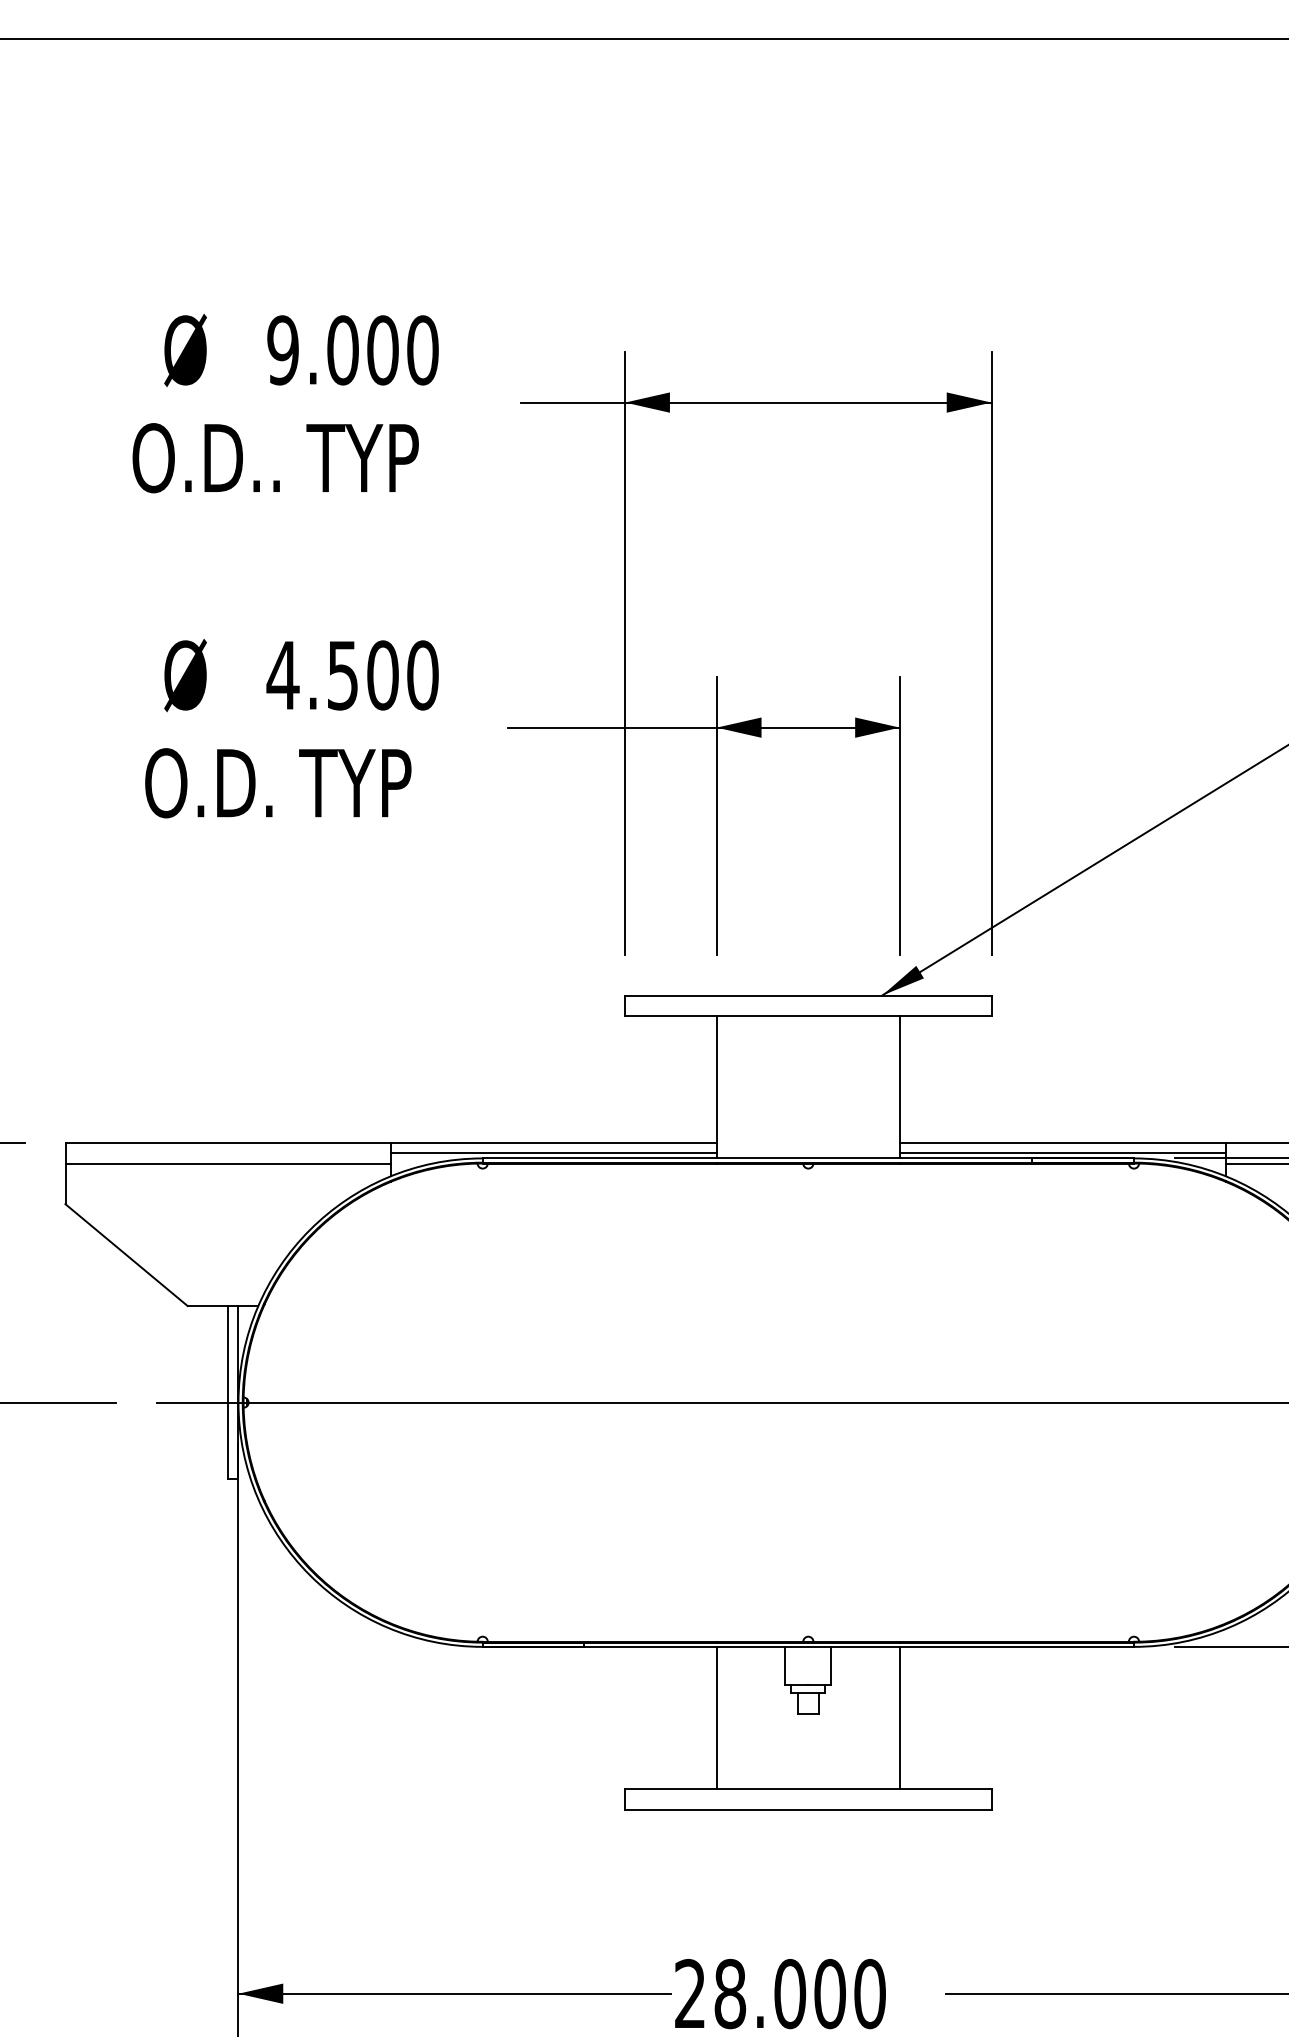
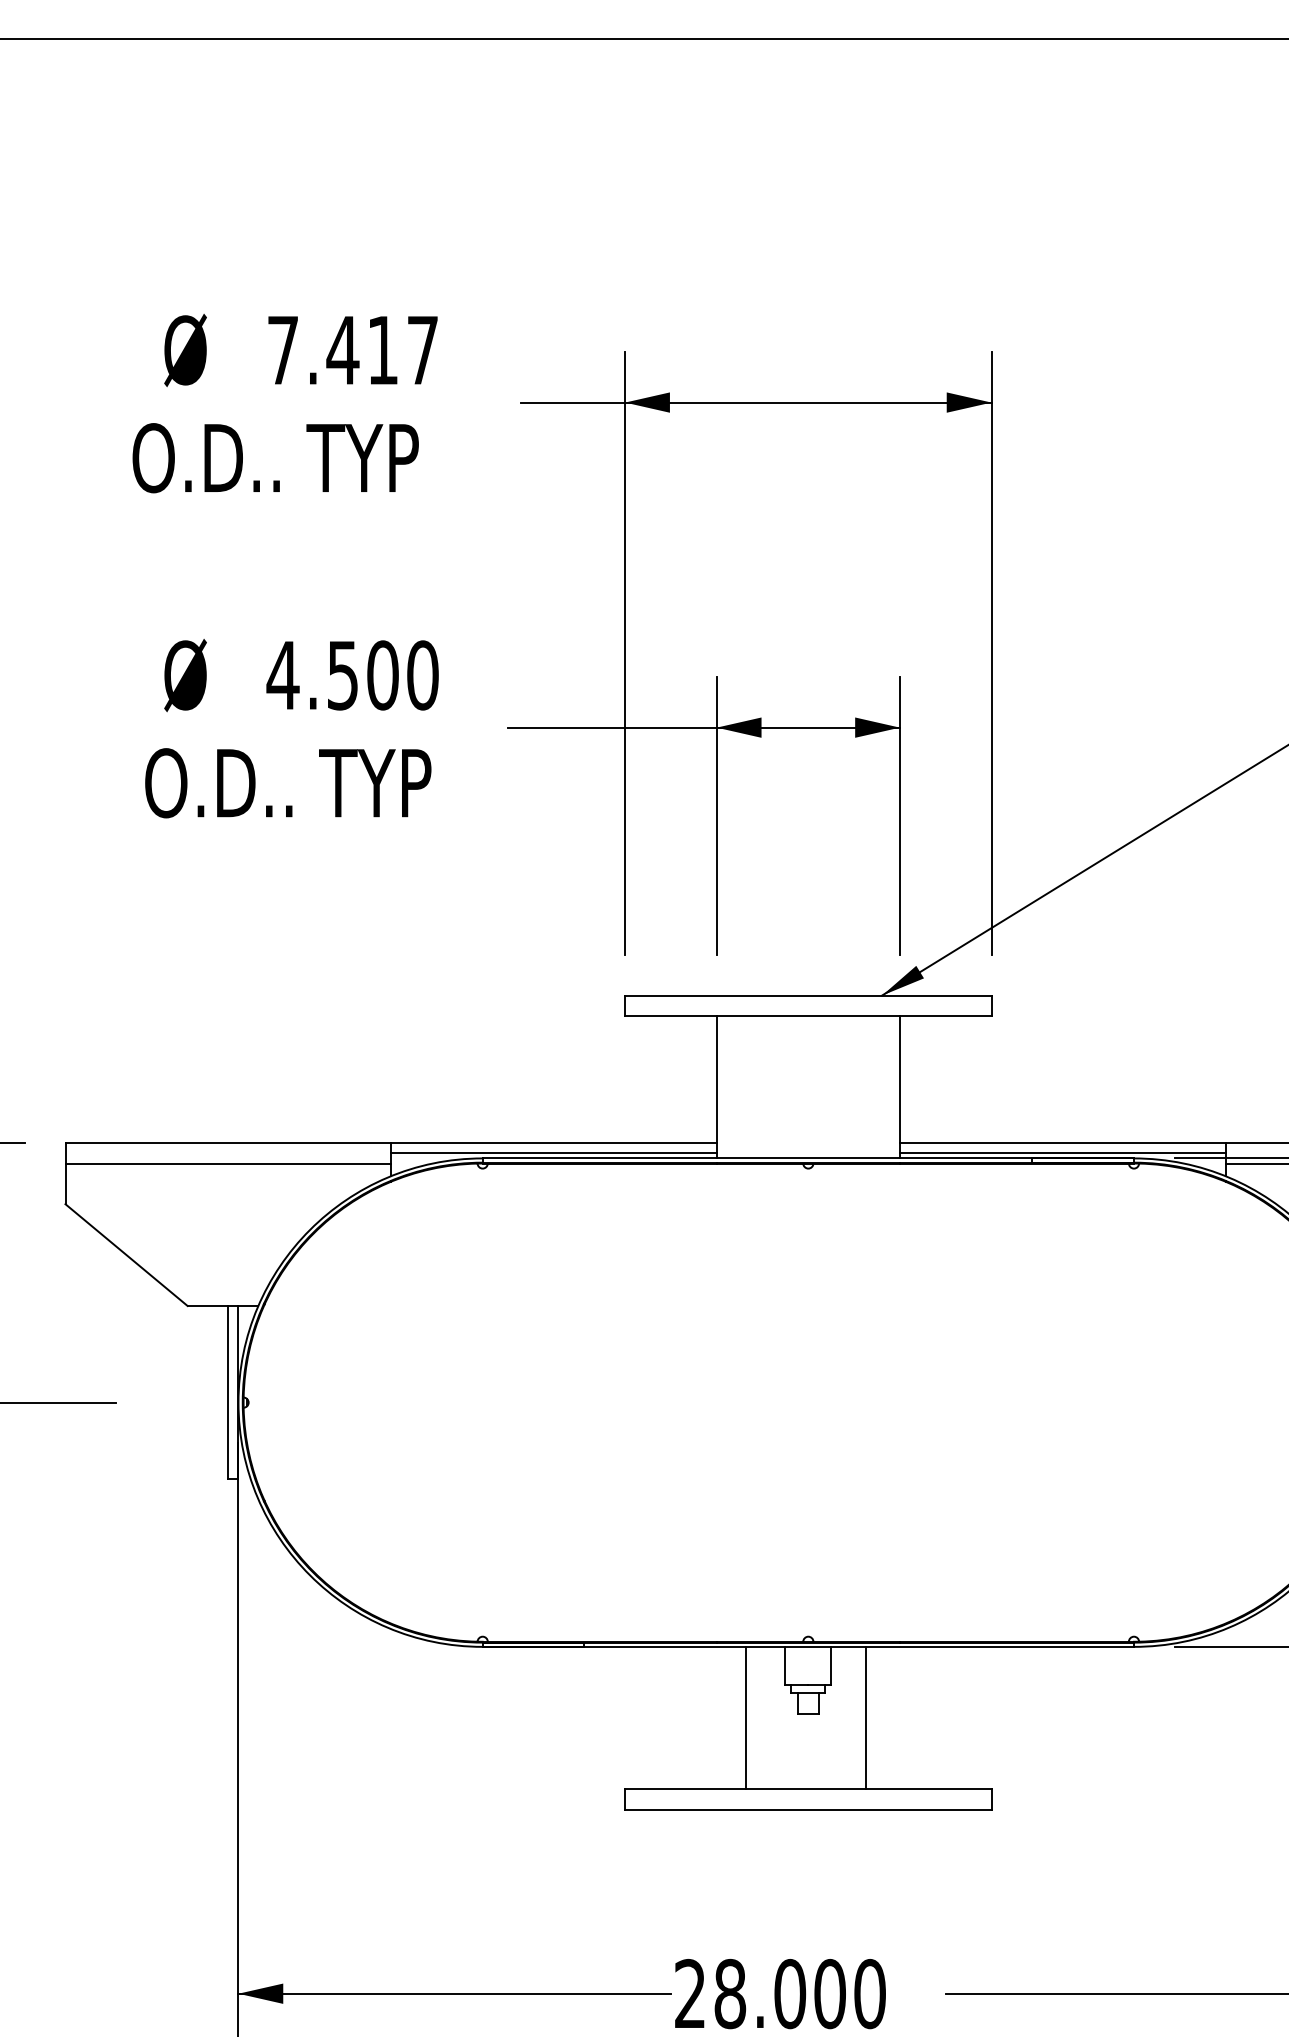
text: 9.000 -> 7.417 (352, 350)
text: O.D. TYP -> O.D.. TYP (358, 783)
line: present -> none (721, 1402)
line position: (716, 1717) -> (745, 1717) (745, 1717)
line position: (899, 1717) -> (865, 1717) (865, 1717)
